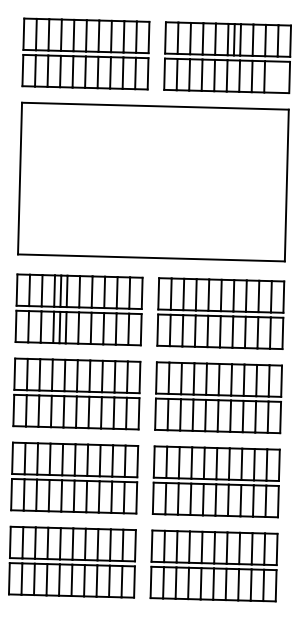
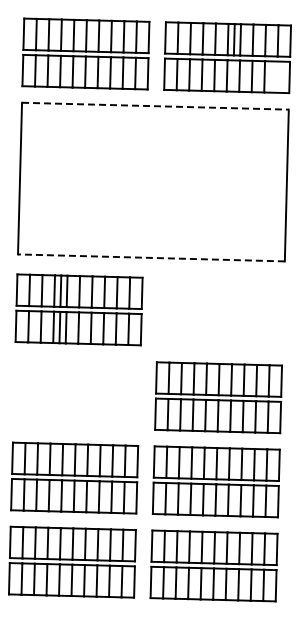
line: solid -> dashed (155, 106)
line: solid -> dashed (150, 257)
part: present -> none (220, 313)
part: present -> none (76, 393)
